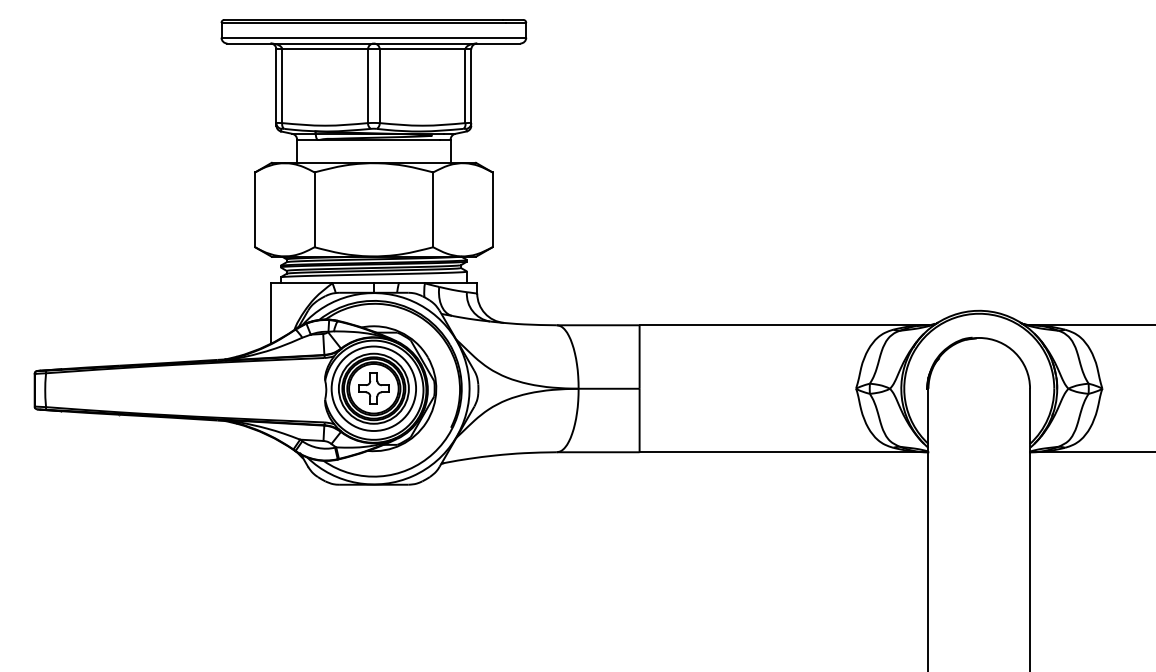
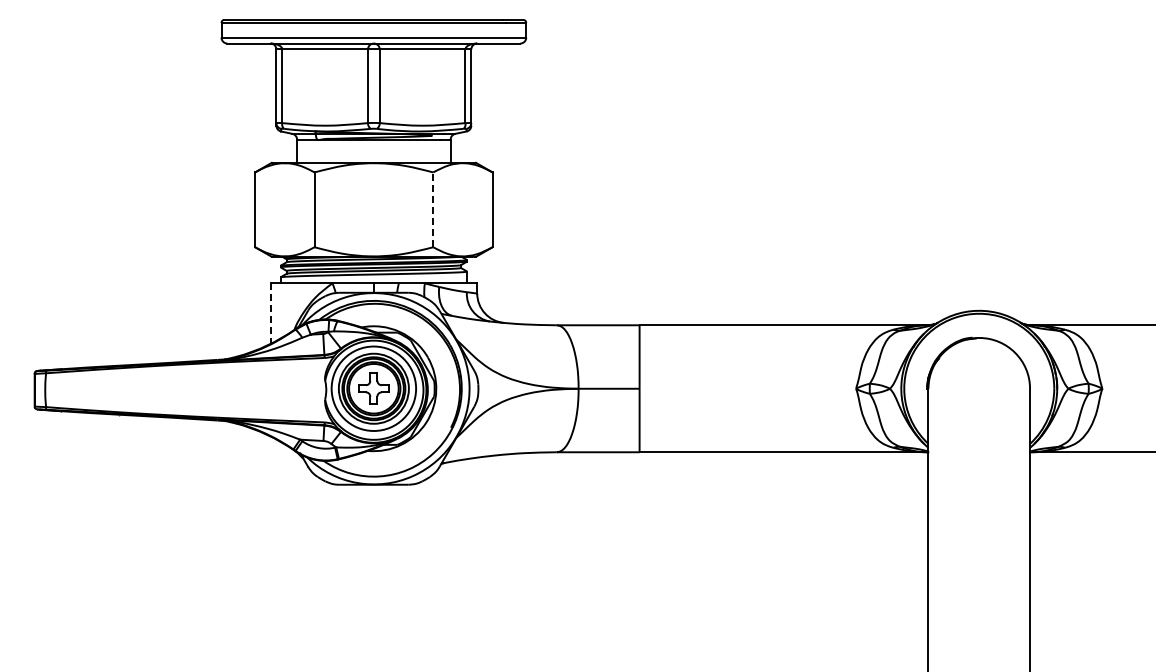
line: solid -> dashed (433, 209)
line: solid -> dashed (270, 314)
